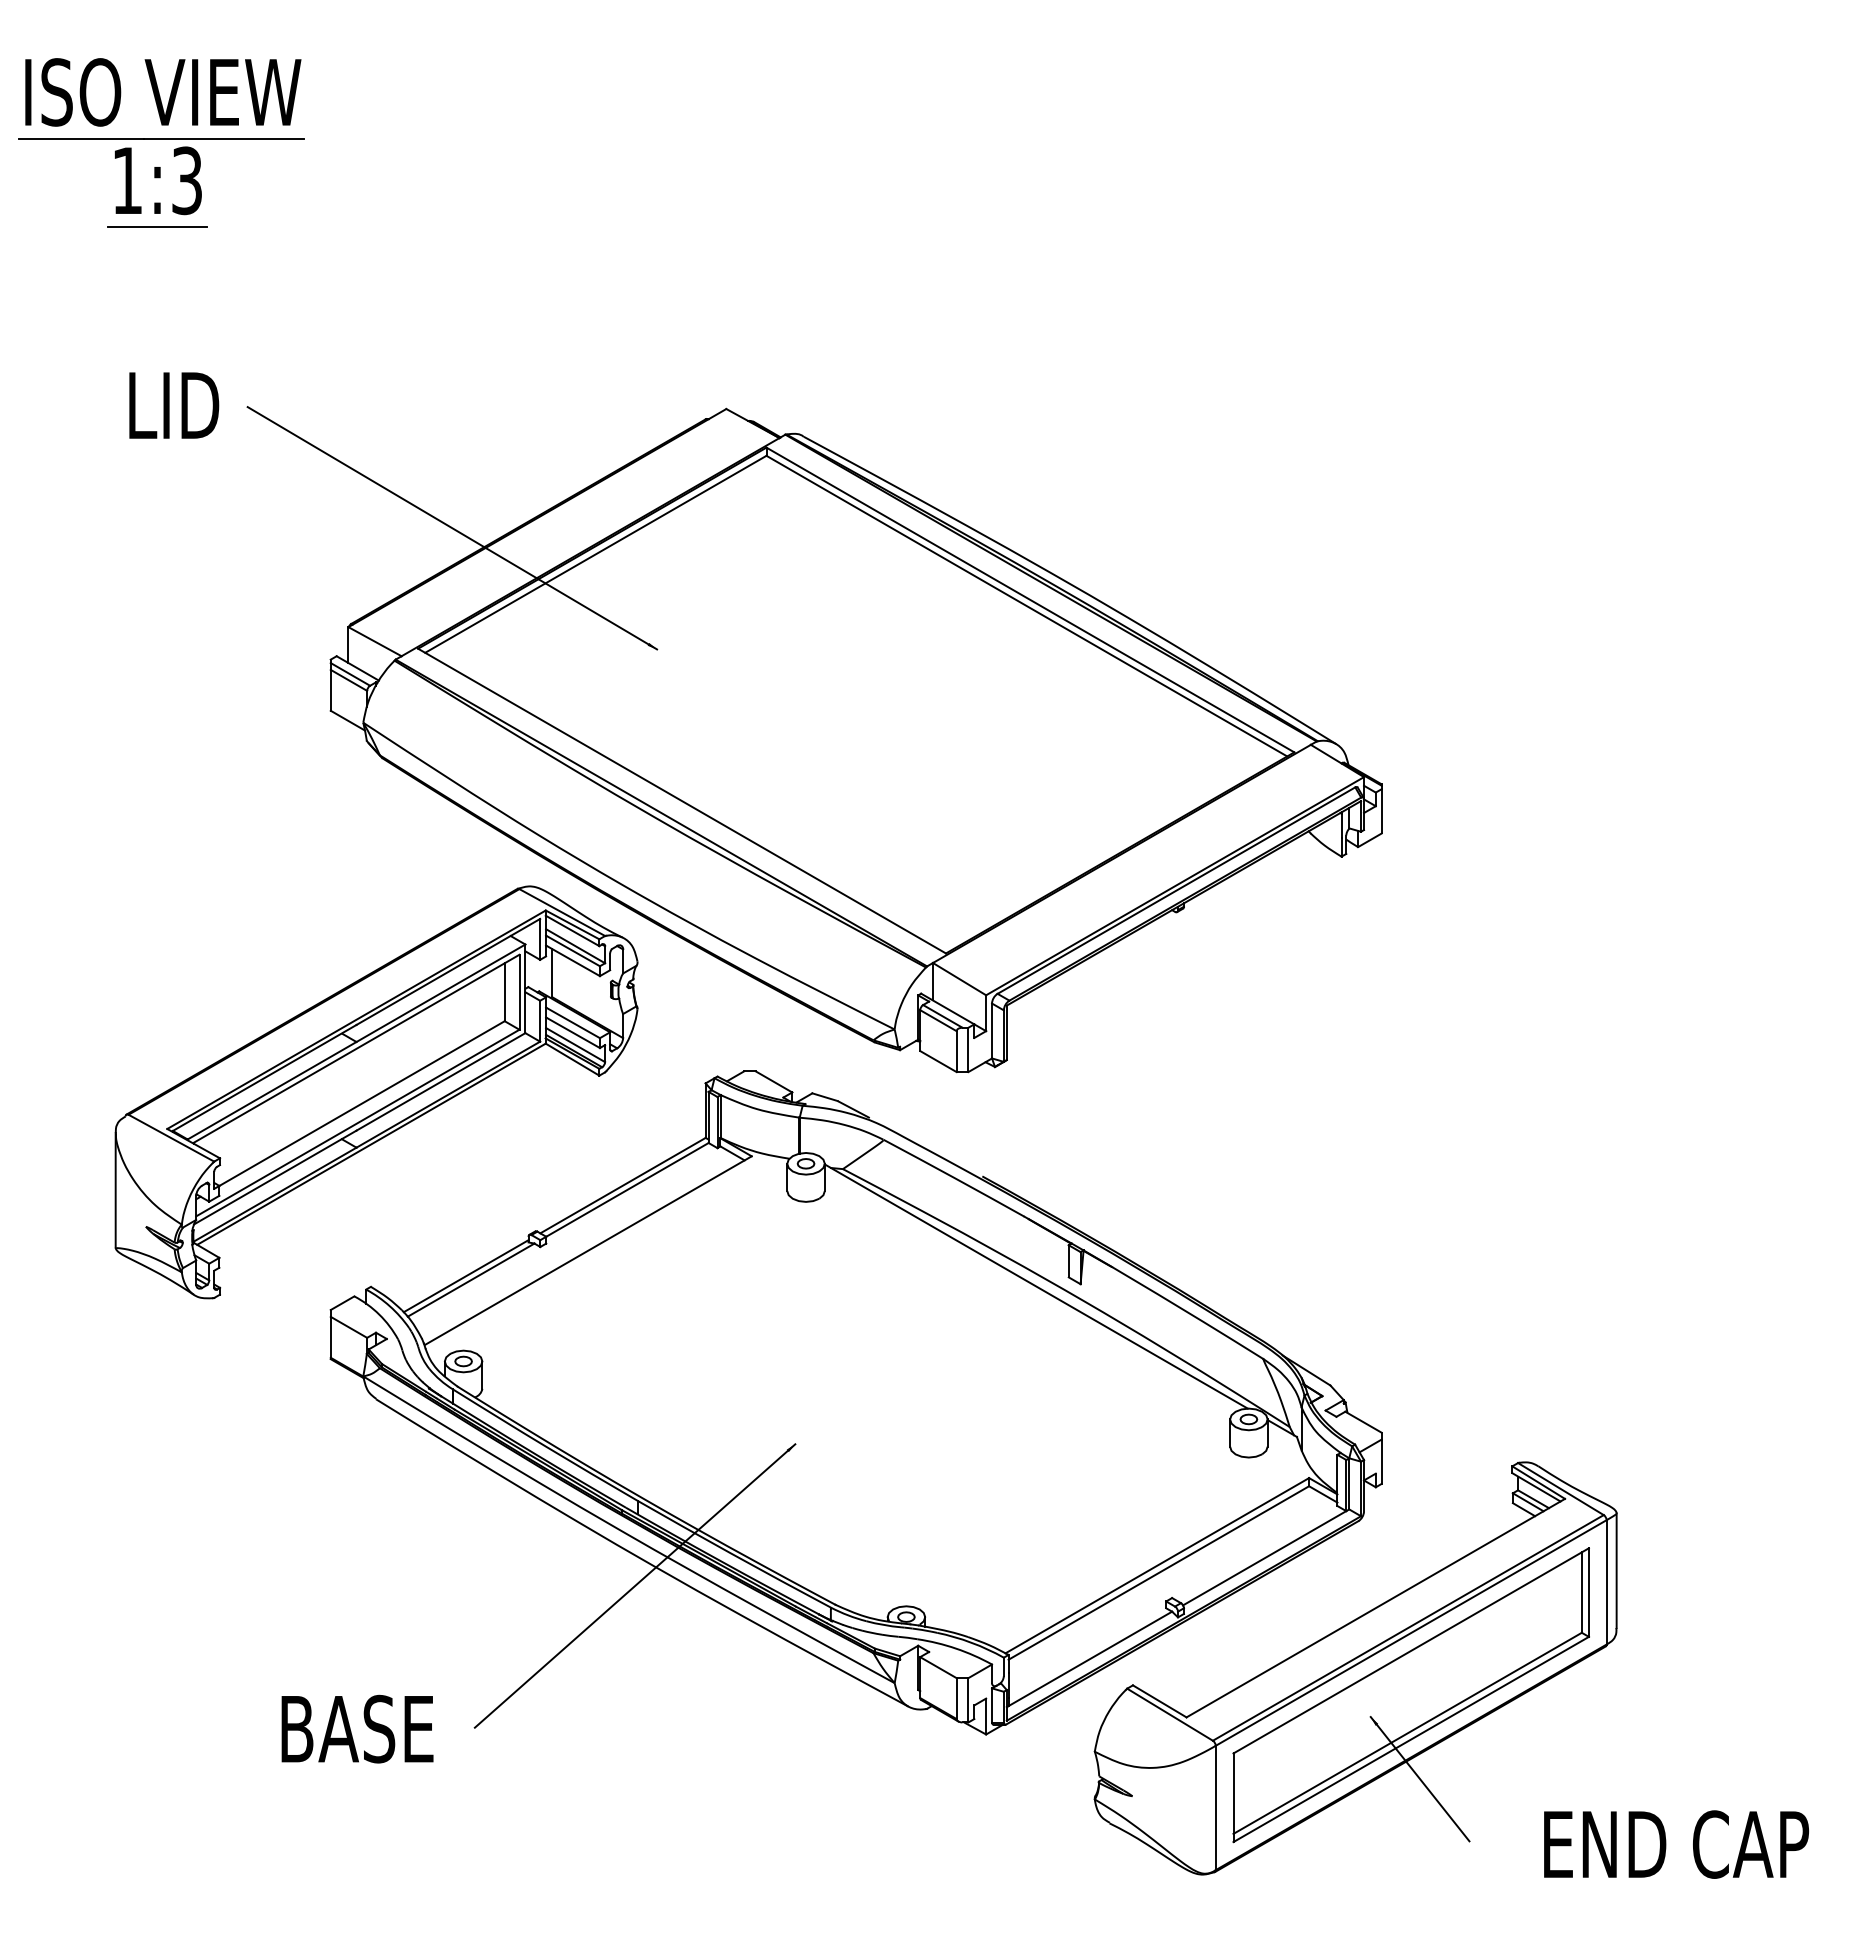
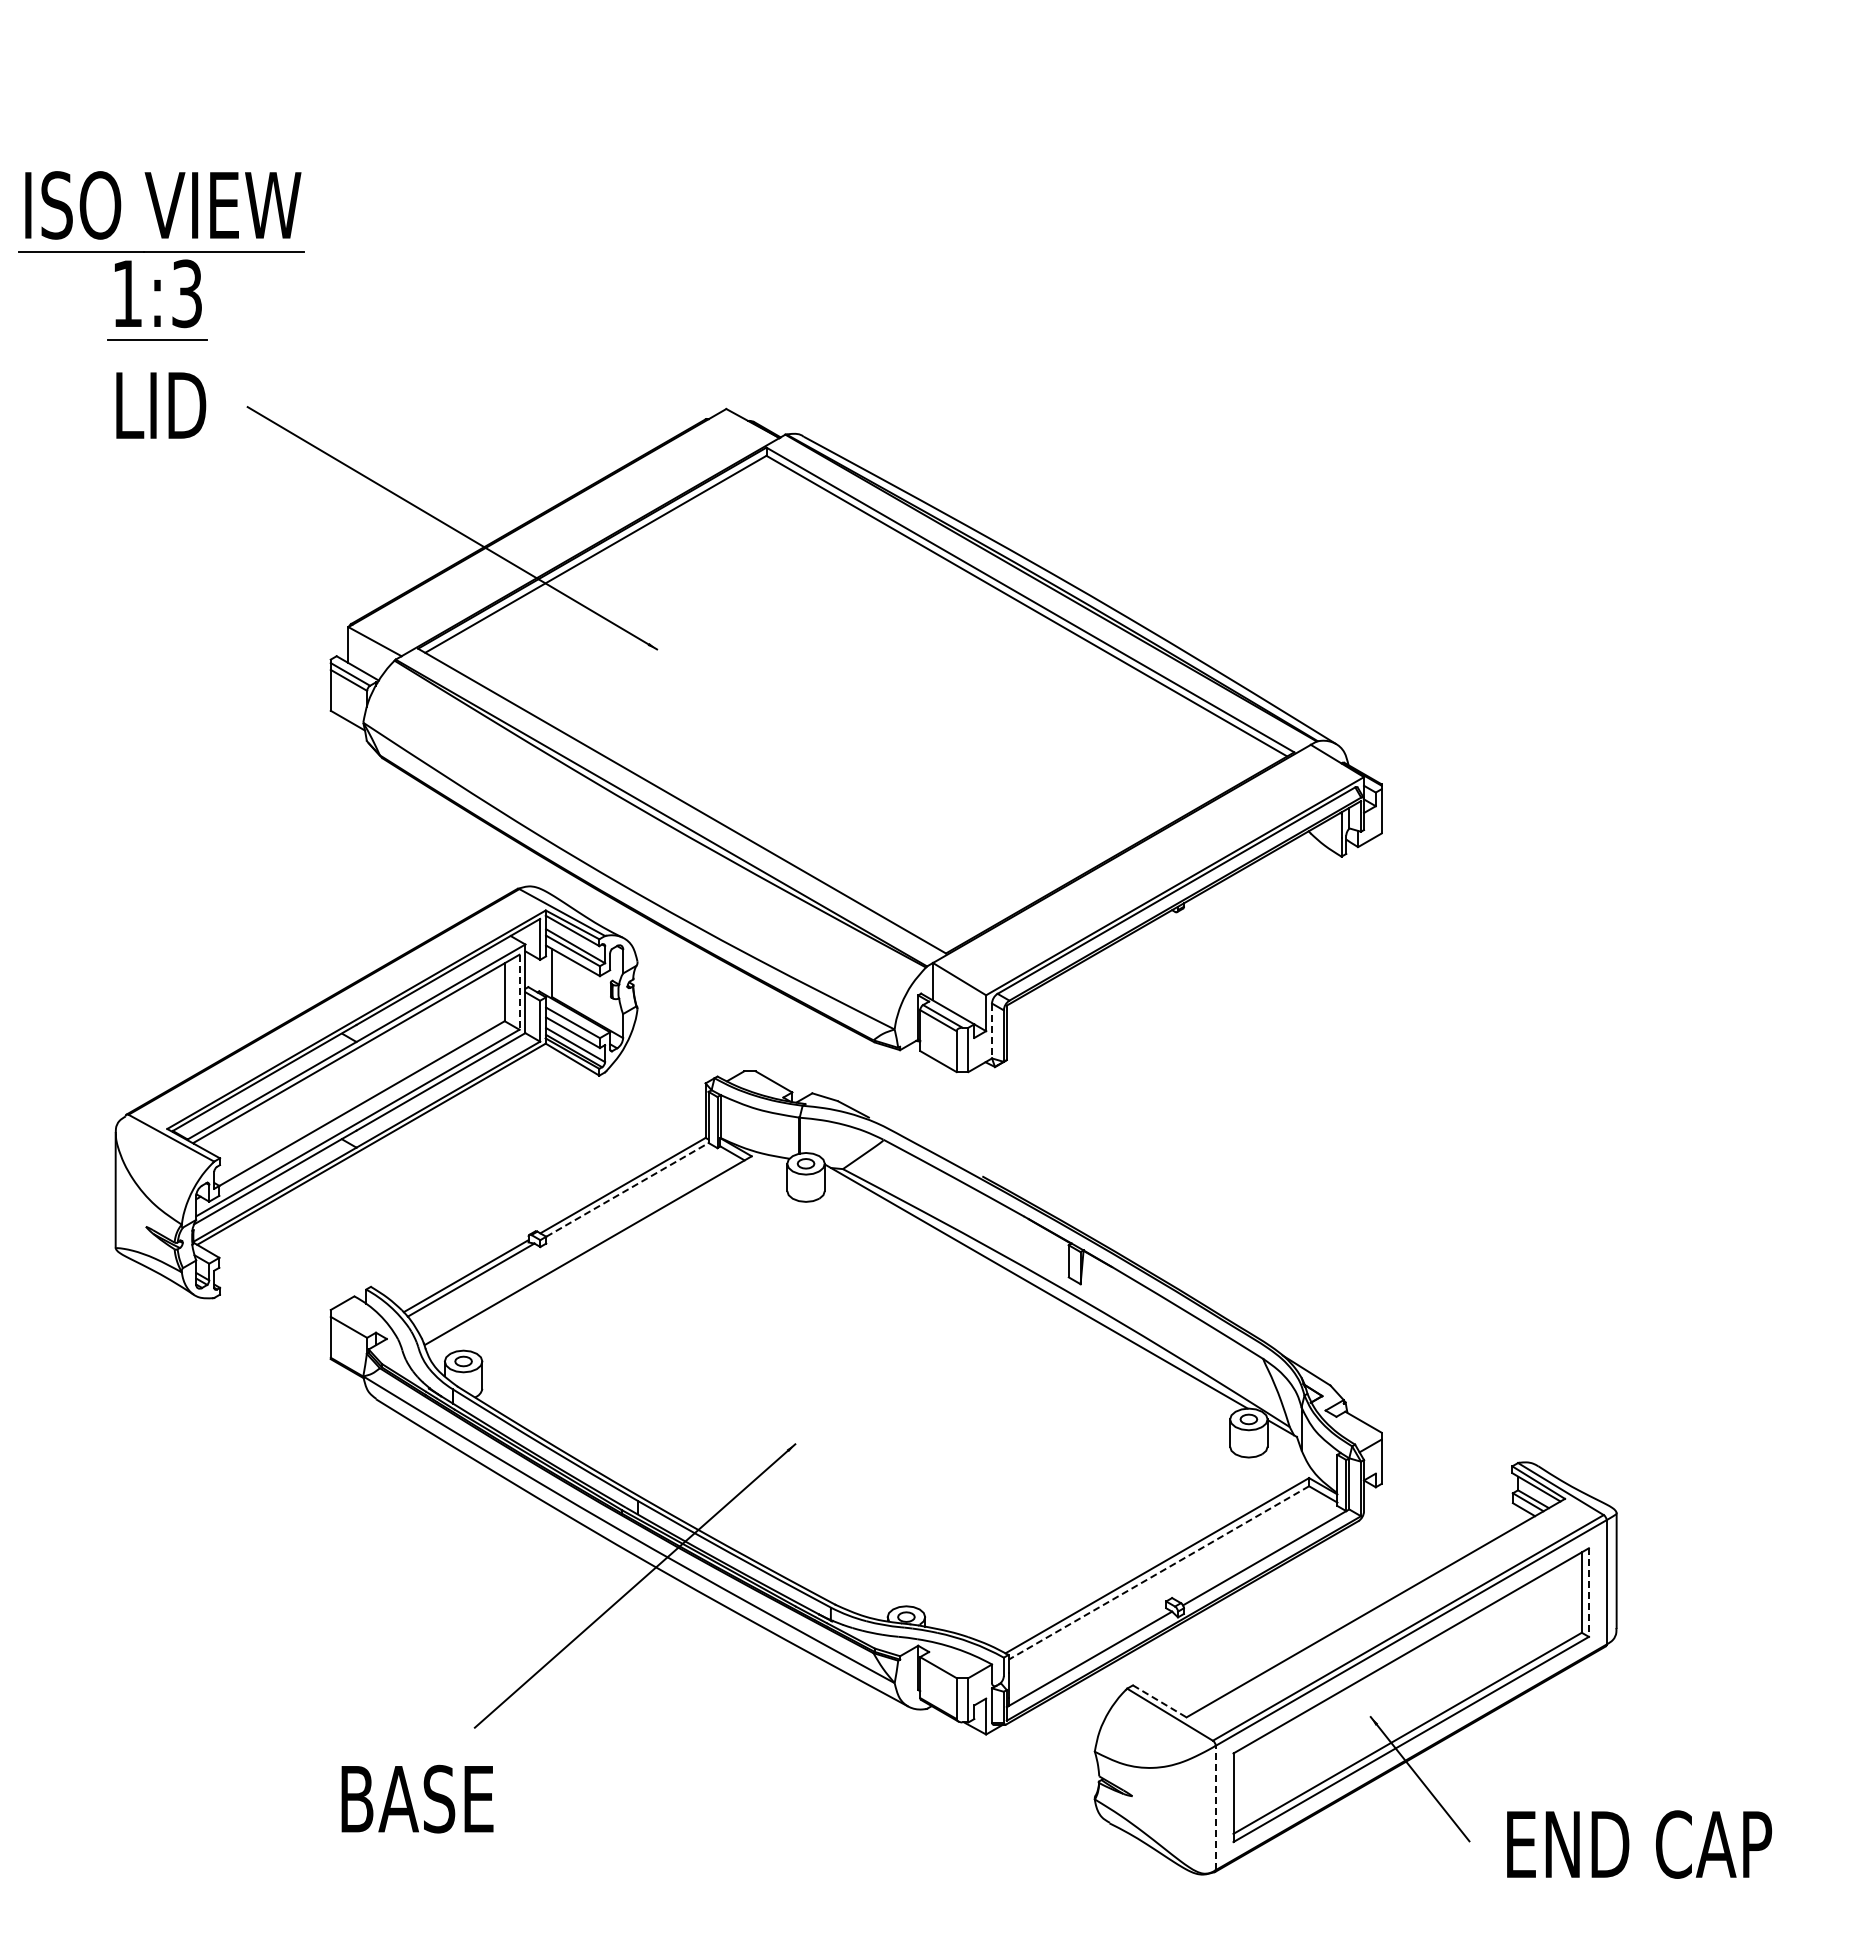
part position: (161, 142) -> (161, 255) (161, 255)
text position: (174, 405) -> (161, 405) (161, 405)
line: solid -> dashed (519, 992)
line: solid -> dashed (992, 1031)
line: solid -> dashed (627, 1189)
line: solid -> dashed (1158, 1573)
line: solid -> dashed (1588, 1593)
line: solid -> dashed (1160, 1701)
text position: (357, 1728) -> (417, 1798) (417, 1798)
line: solid -> dashed (1215, 1807)
text position: (1676, 1844) -> (1639, 1844) (1639, 1844)
